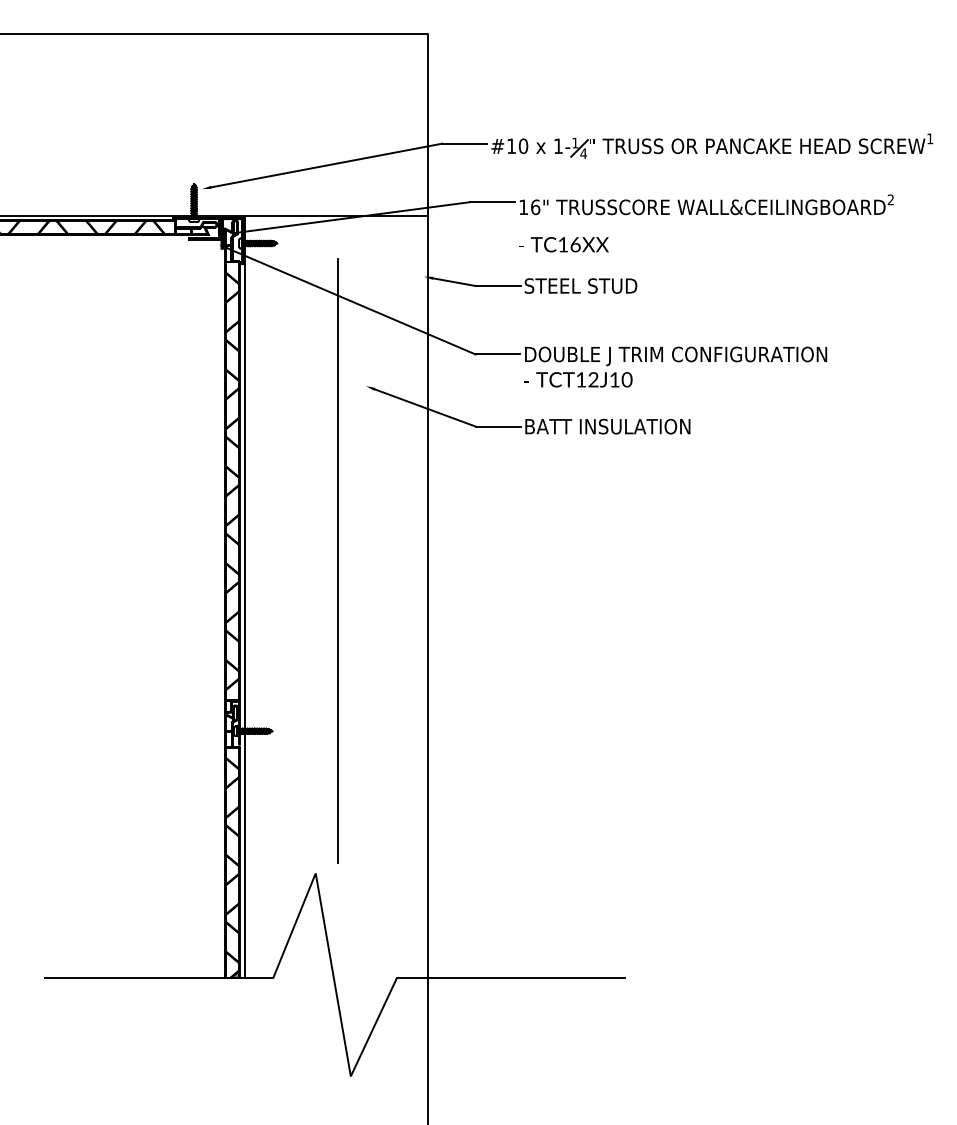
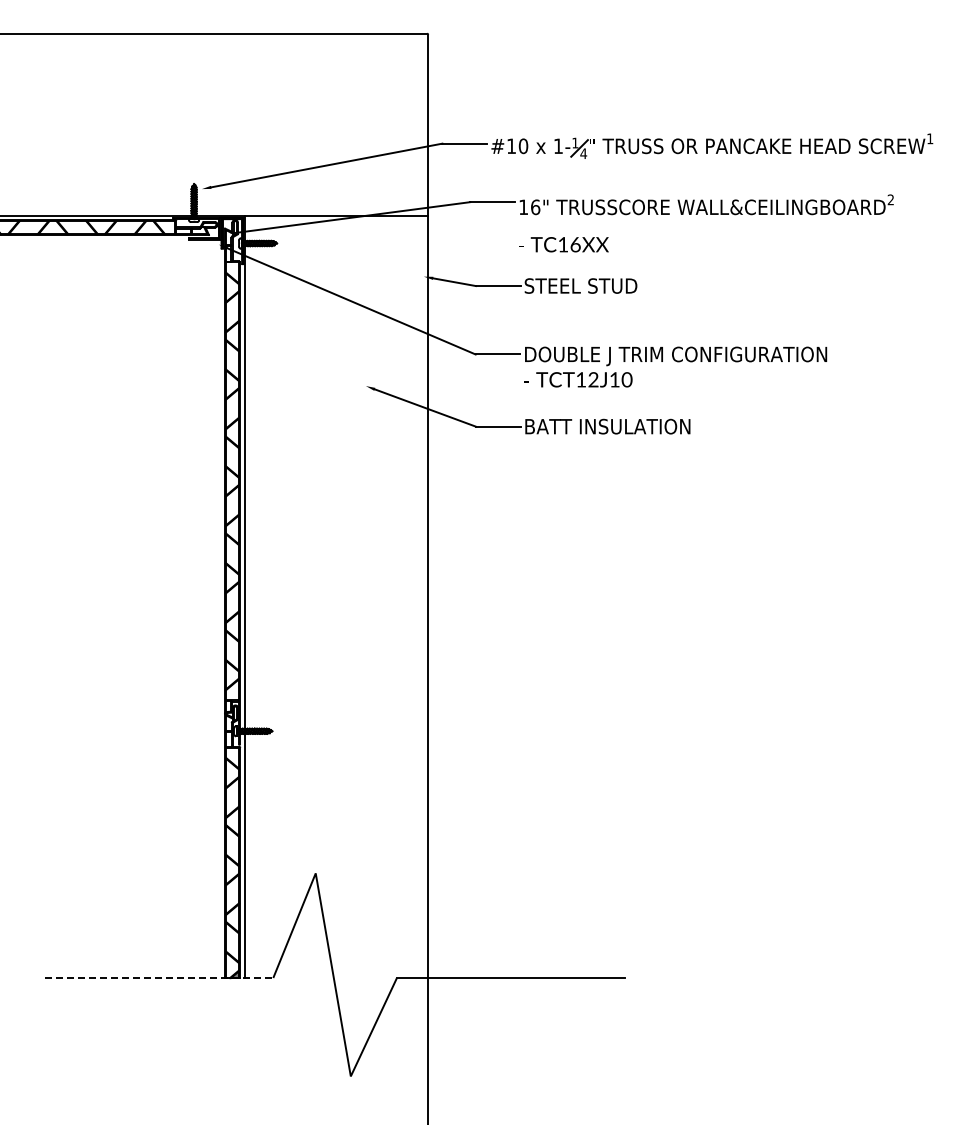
line: present -> none (338, 560)
line: solid -> dashed (159, 978)
